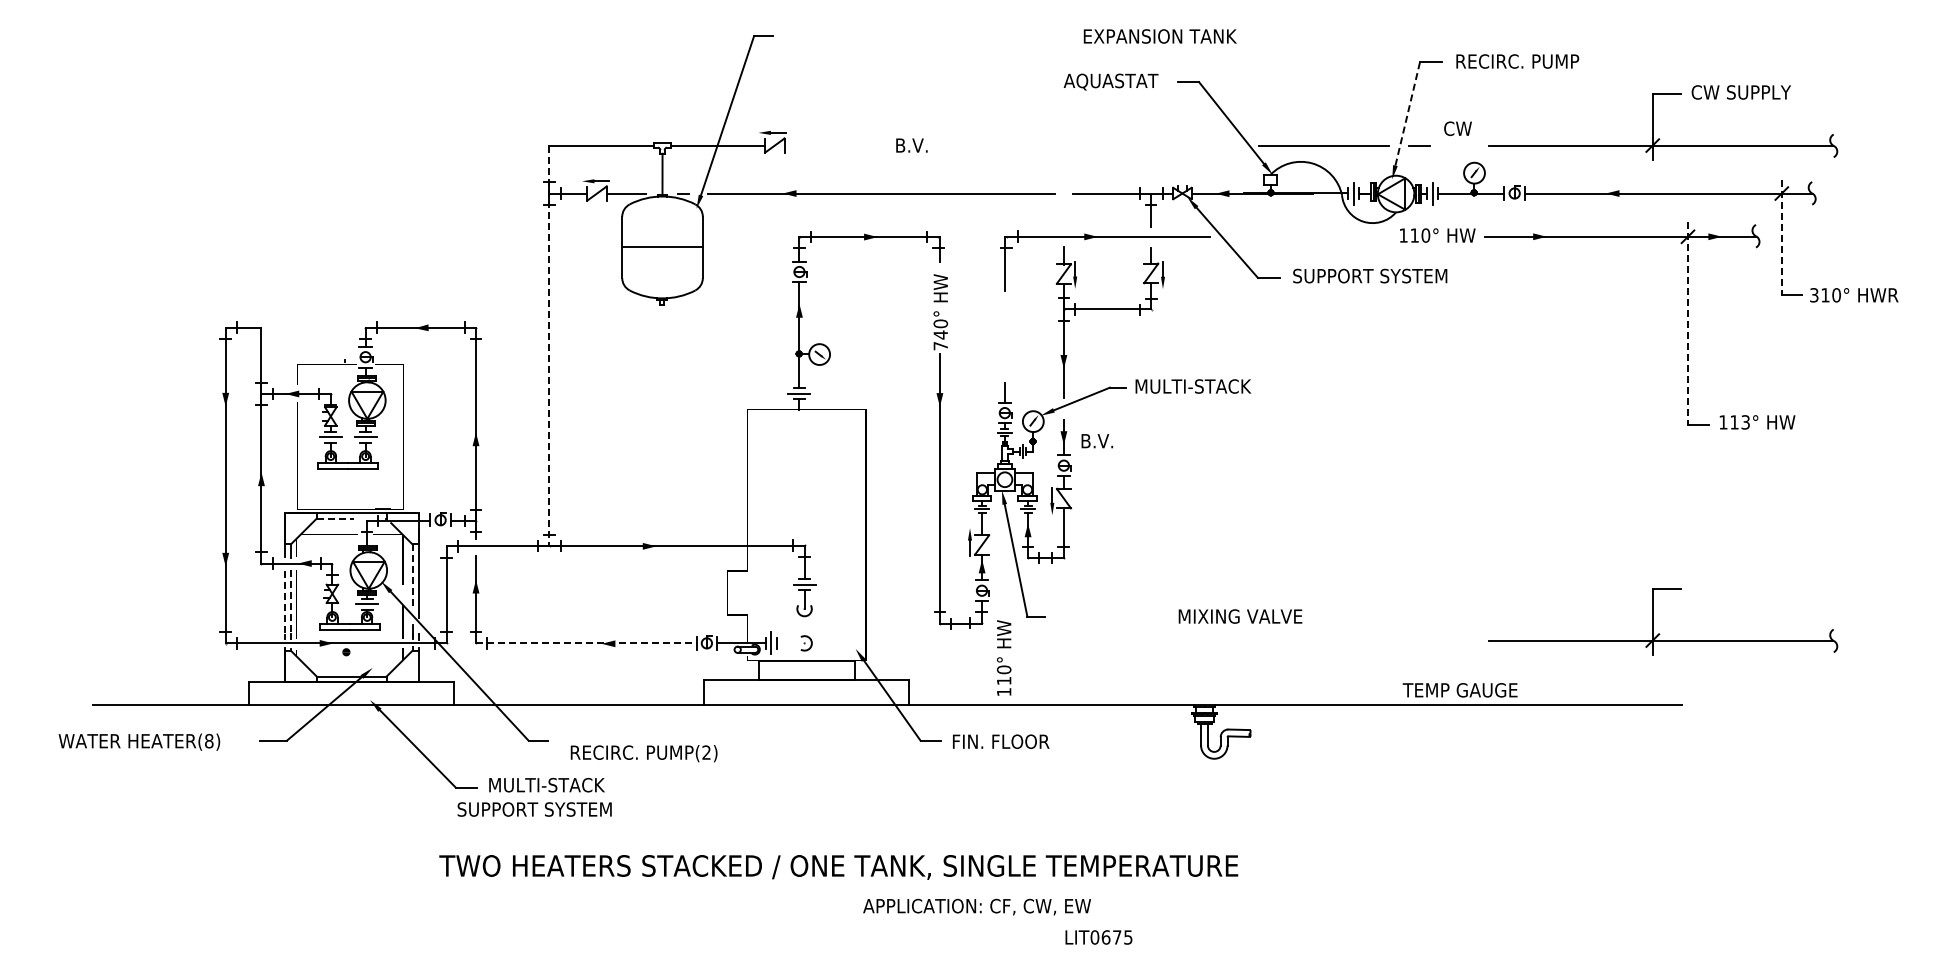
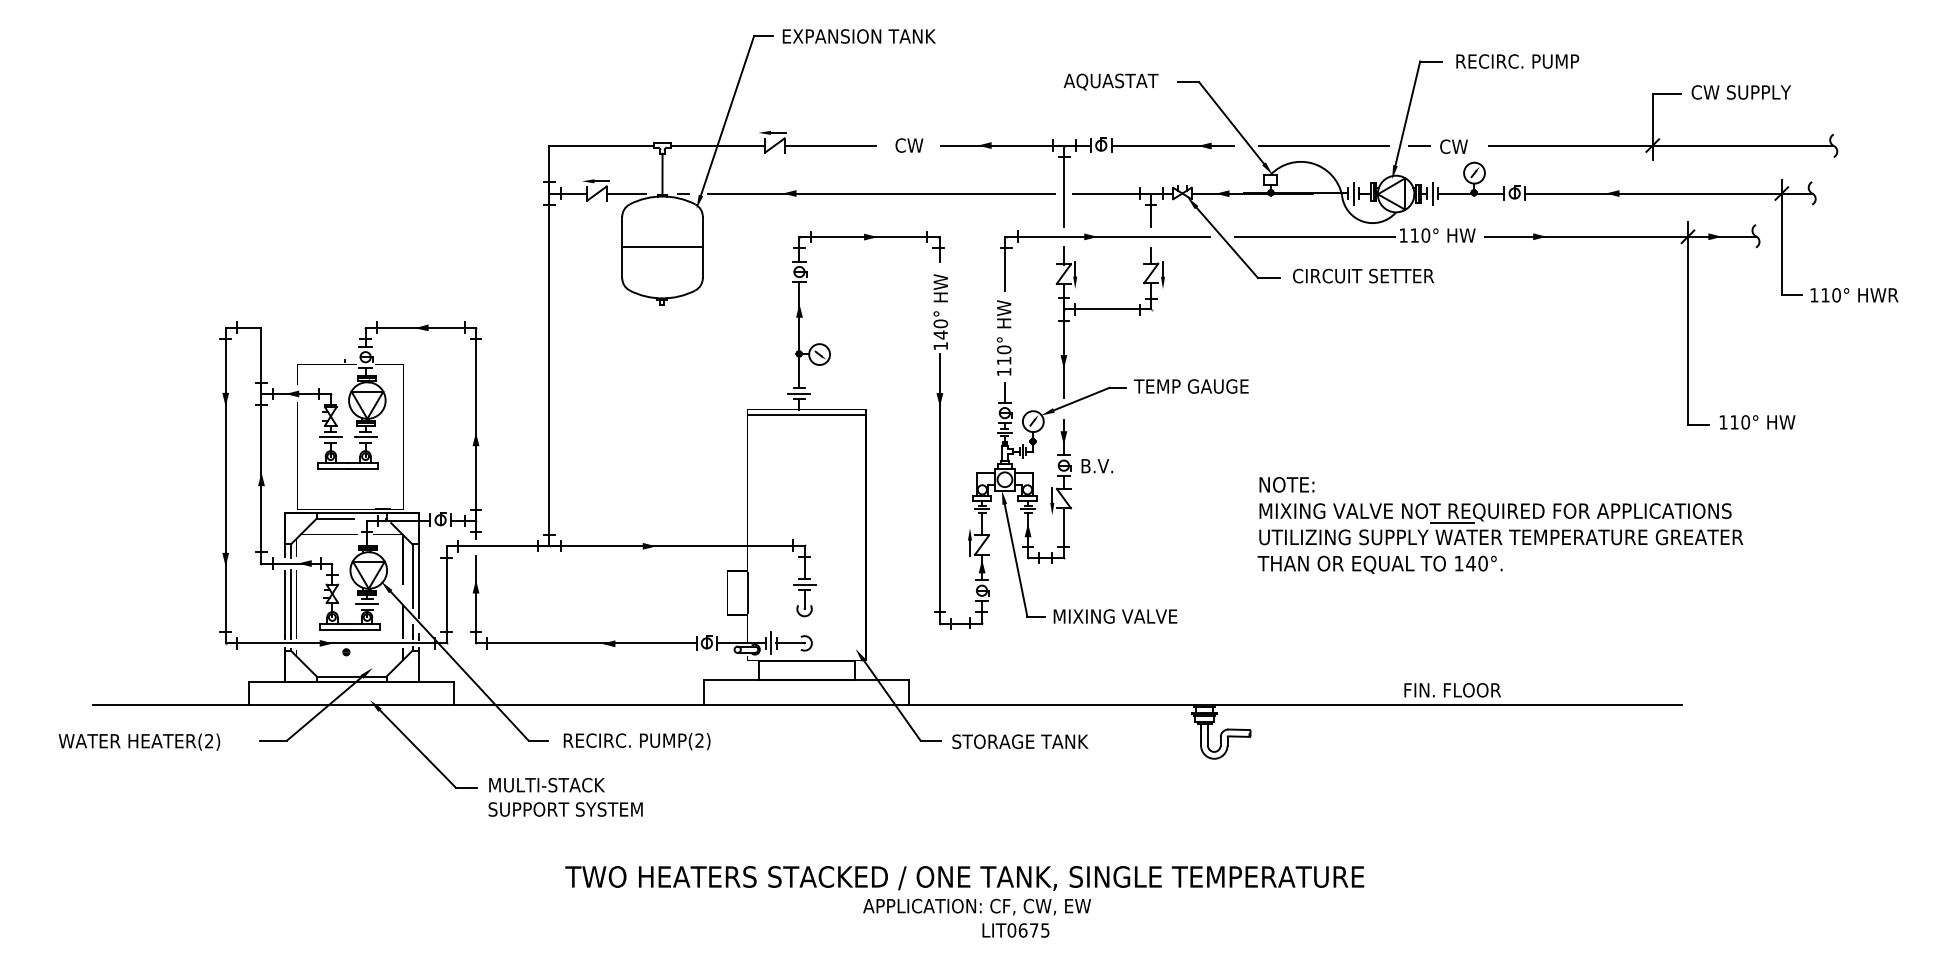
text position: (1159, 36) -> (858, 36) (858, 36)
line: dashed -> solid (1407, 113)
text position: (1457, 128) -> (1453, 146) (1453, 146)
line: none -> present (830, 145)
text: B.V. -> CW (911, 145)
part: none -> present (1064, 182)
line: none -> present (1315, 236)
line: dashed -> solid (1781, 237)
text: SUPPORT SYSTEM -> CIRCUIT SETTER (1370, 275)
text: 310° -> 110° (1814, 295)
line: dashed -> solid (1687, 323)
line: dashed -> solid (549, 346)
text: 740° -> 140° (940, 346)
text: MULTI-STACK -> TEMP GAUGE (1192, 386)
line: none -> present (806, 414)
text: 113° -> 110° (1745, 422)
text position: (1096, 441) -> (1096, 466) (1096, 466)
line: dashed -> solid (335, 518)
part: none -> present (1500, 525)
line: dashed -> solid (412, 576)
line: none -> present (747, 592)
line: dashed -> solid (290, 602)
line: dashed -> solid (284, 604)
text position: (1240, 616) -> (1115, 616) (1115, 616)
part: present -> none (1653, 621)
line: dashed -> solid (586, 643)
line: none -> present (790, 643)
text position: (1004, 657) -> (1004, 337) (1004, 337)
text: TEMP GAUGE -> FIN. FLOOR (1459, 690)
text: HEATER(8) -> HEATER(2) (209, 741)
text: FIN. FLOOR -> STORAGE TANK (1020, 741)
text position: (643, 753) -> (636, 741) (636, 741)
text position: (534, 809) -> (565, 809) (565, 809)
text position: (838, 867) -> (964, 878) (964, 878)
text position: (1098, 937) -> (1015, 930) (1015, 930)
